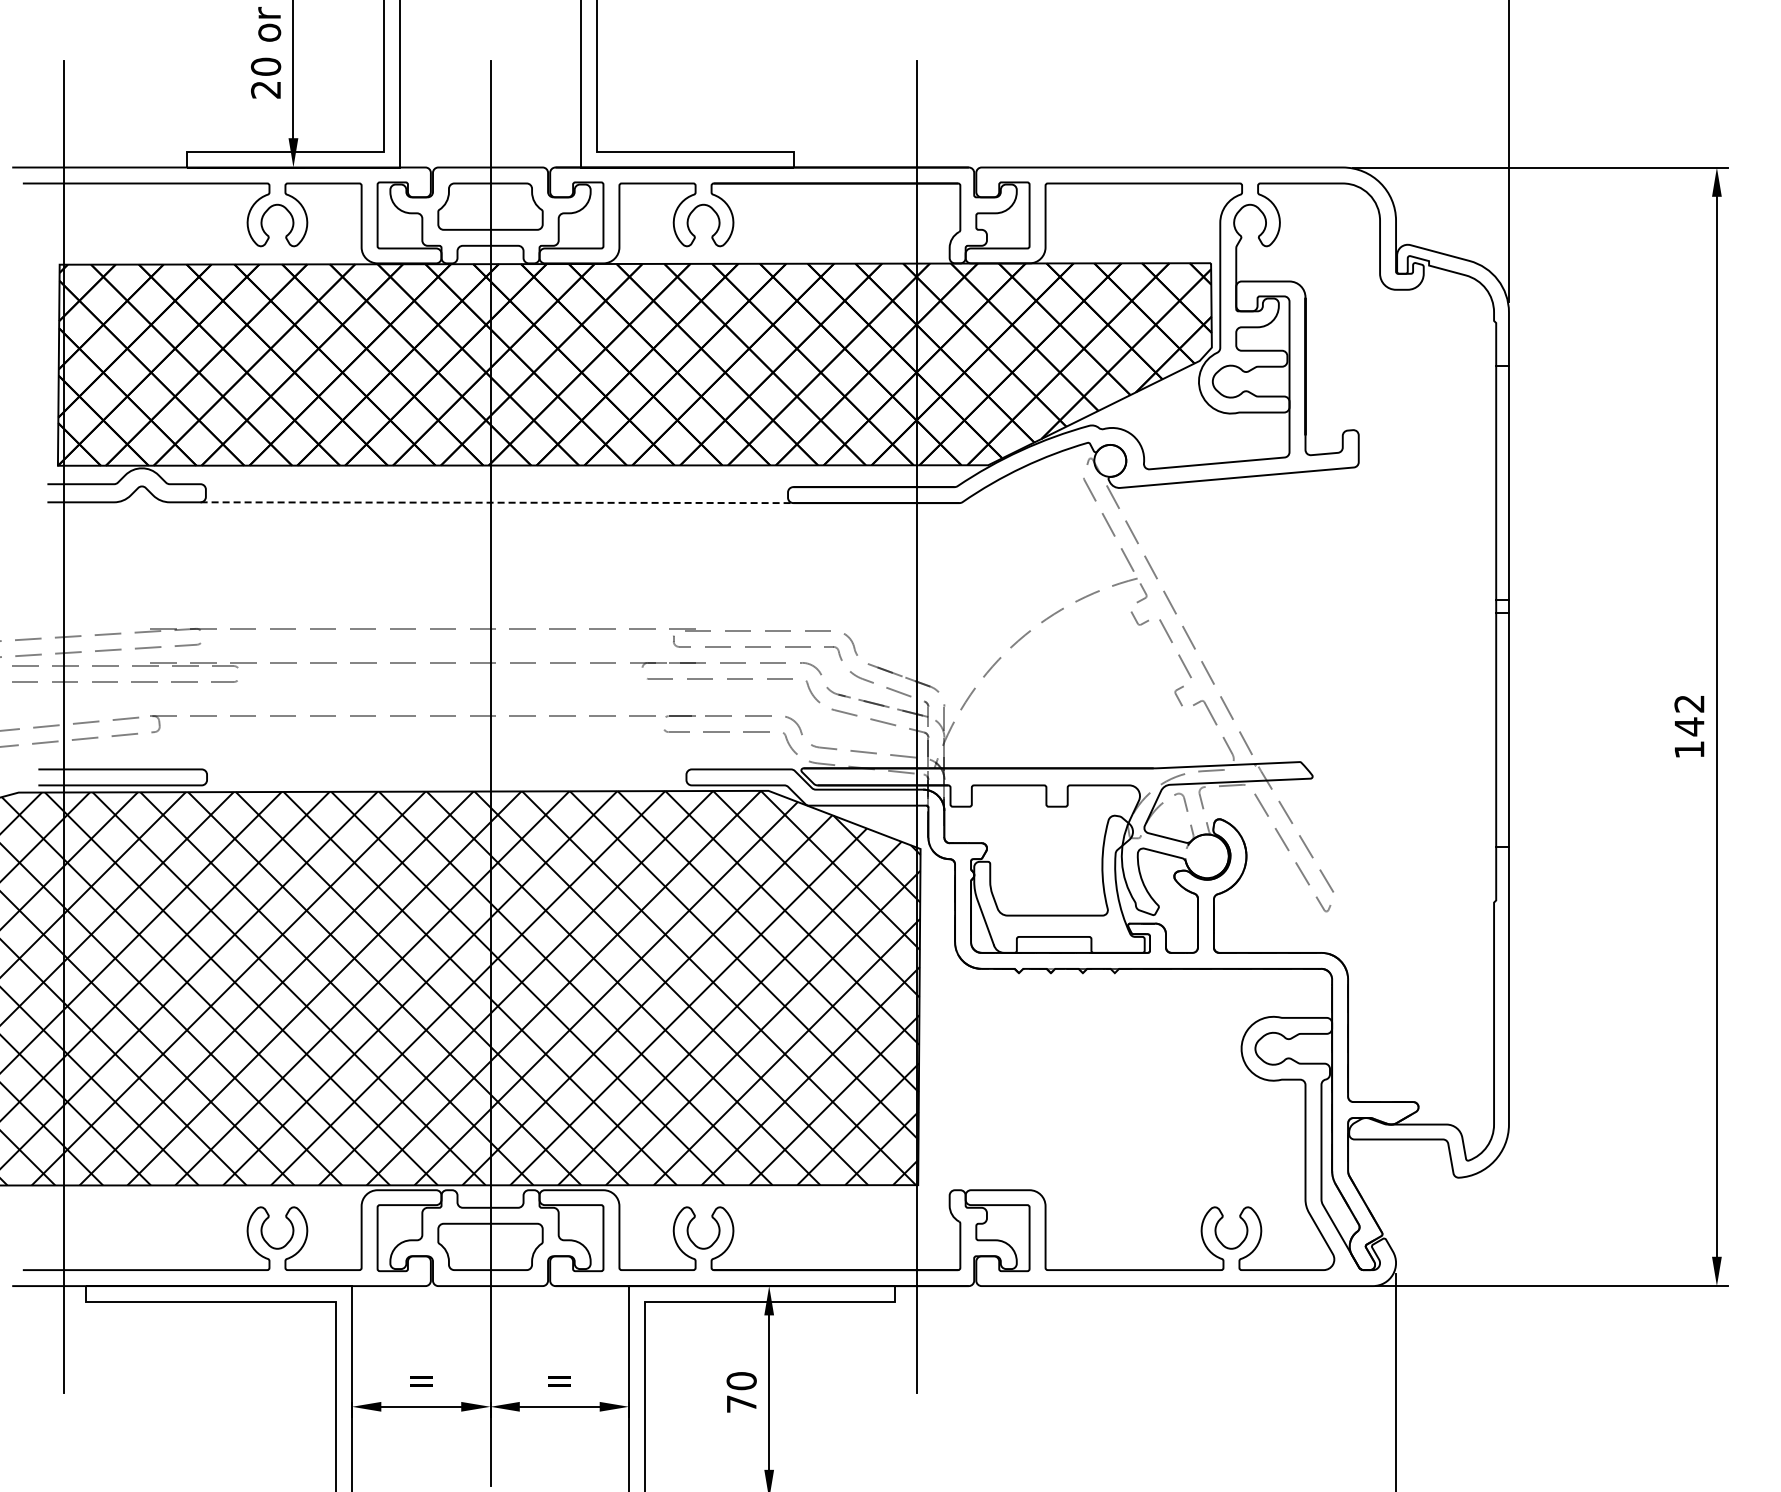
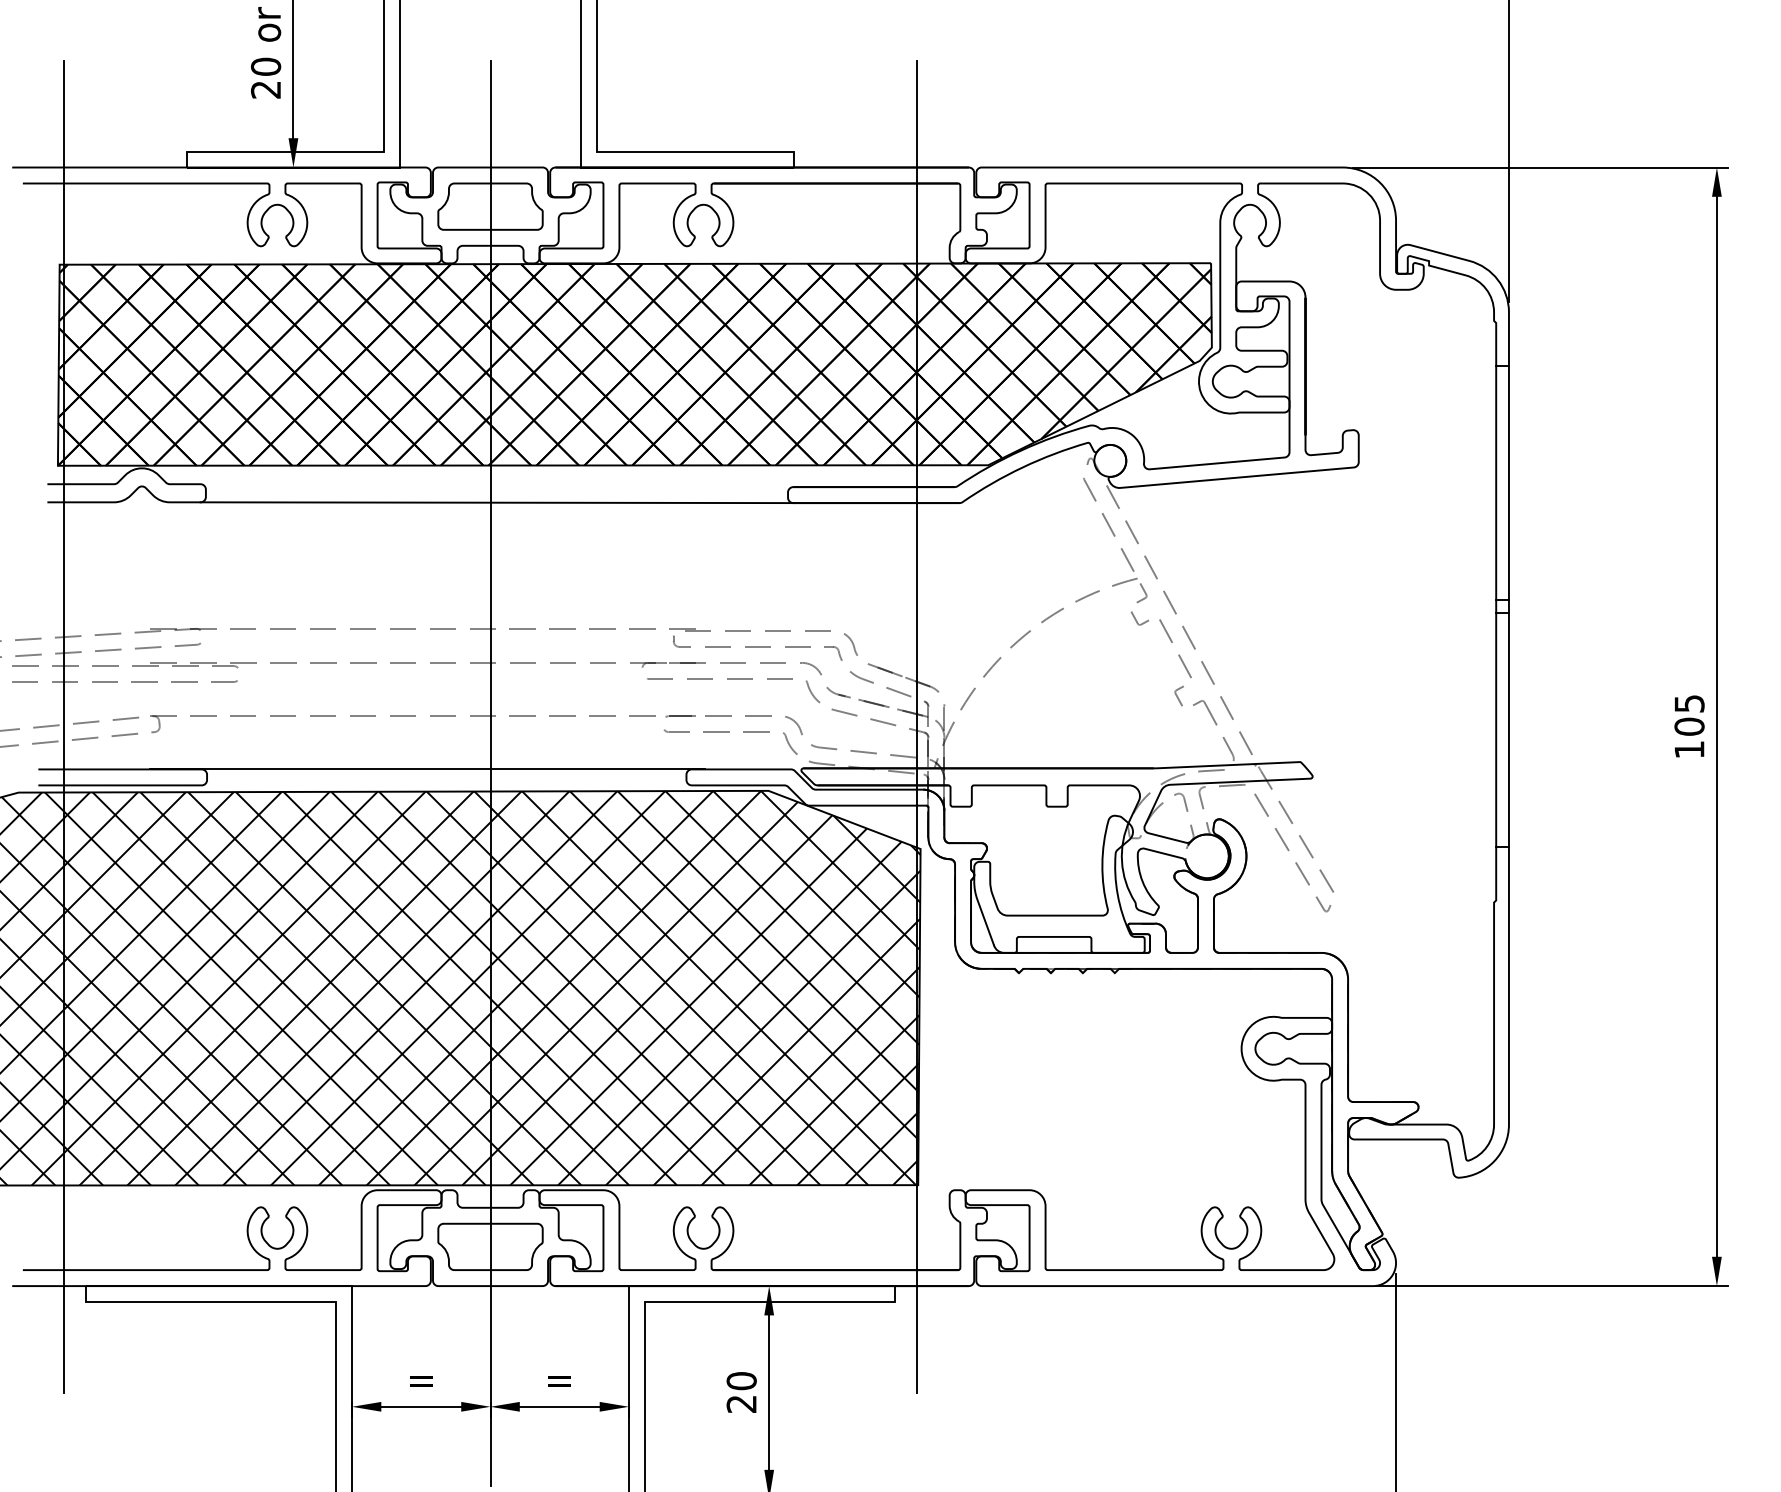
line: dashed -> solid (497, 502)
text: 142 -> 105 (1689, 715)
line: none -> present (426, 769)
text: 70 -> 20 (741, 1403)
